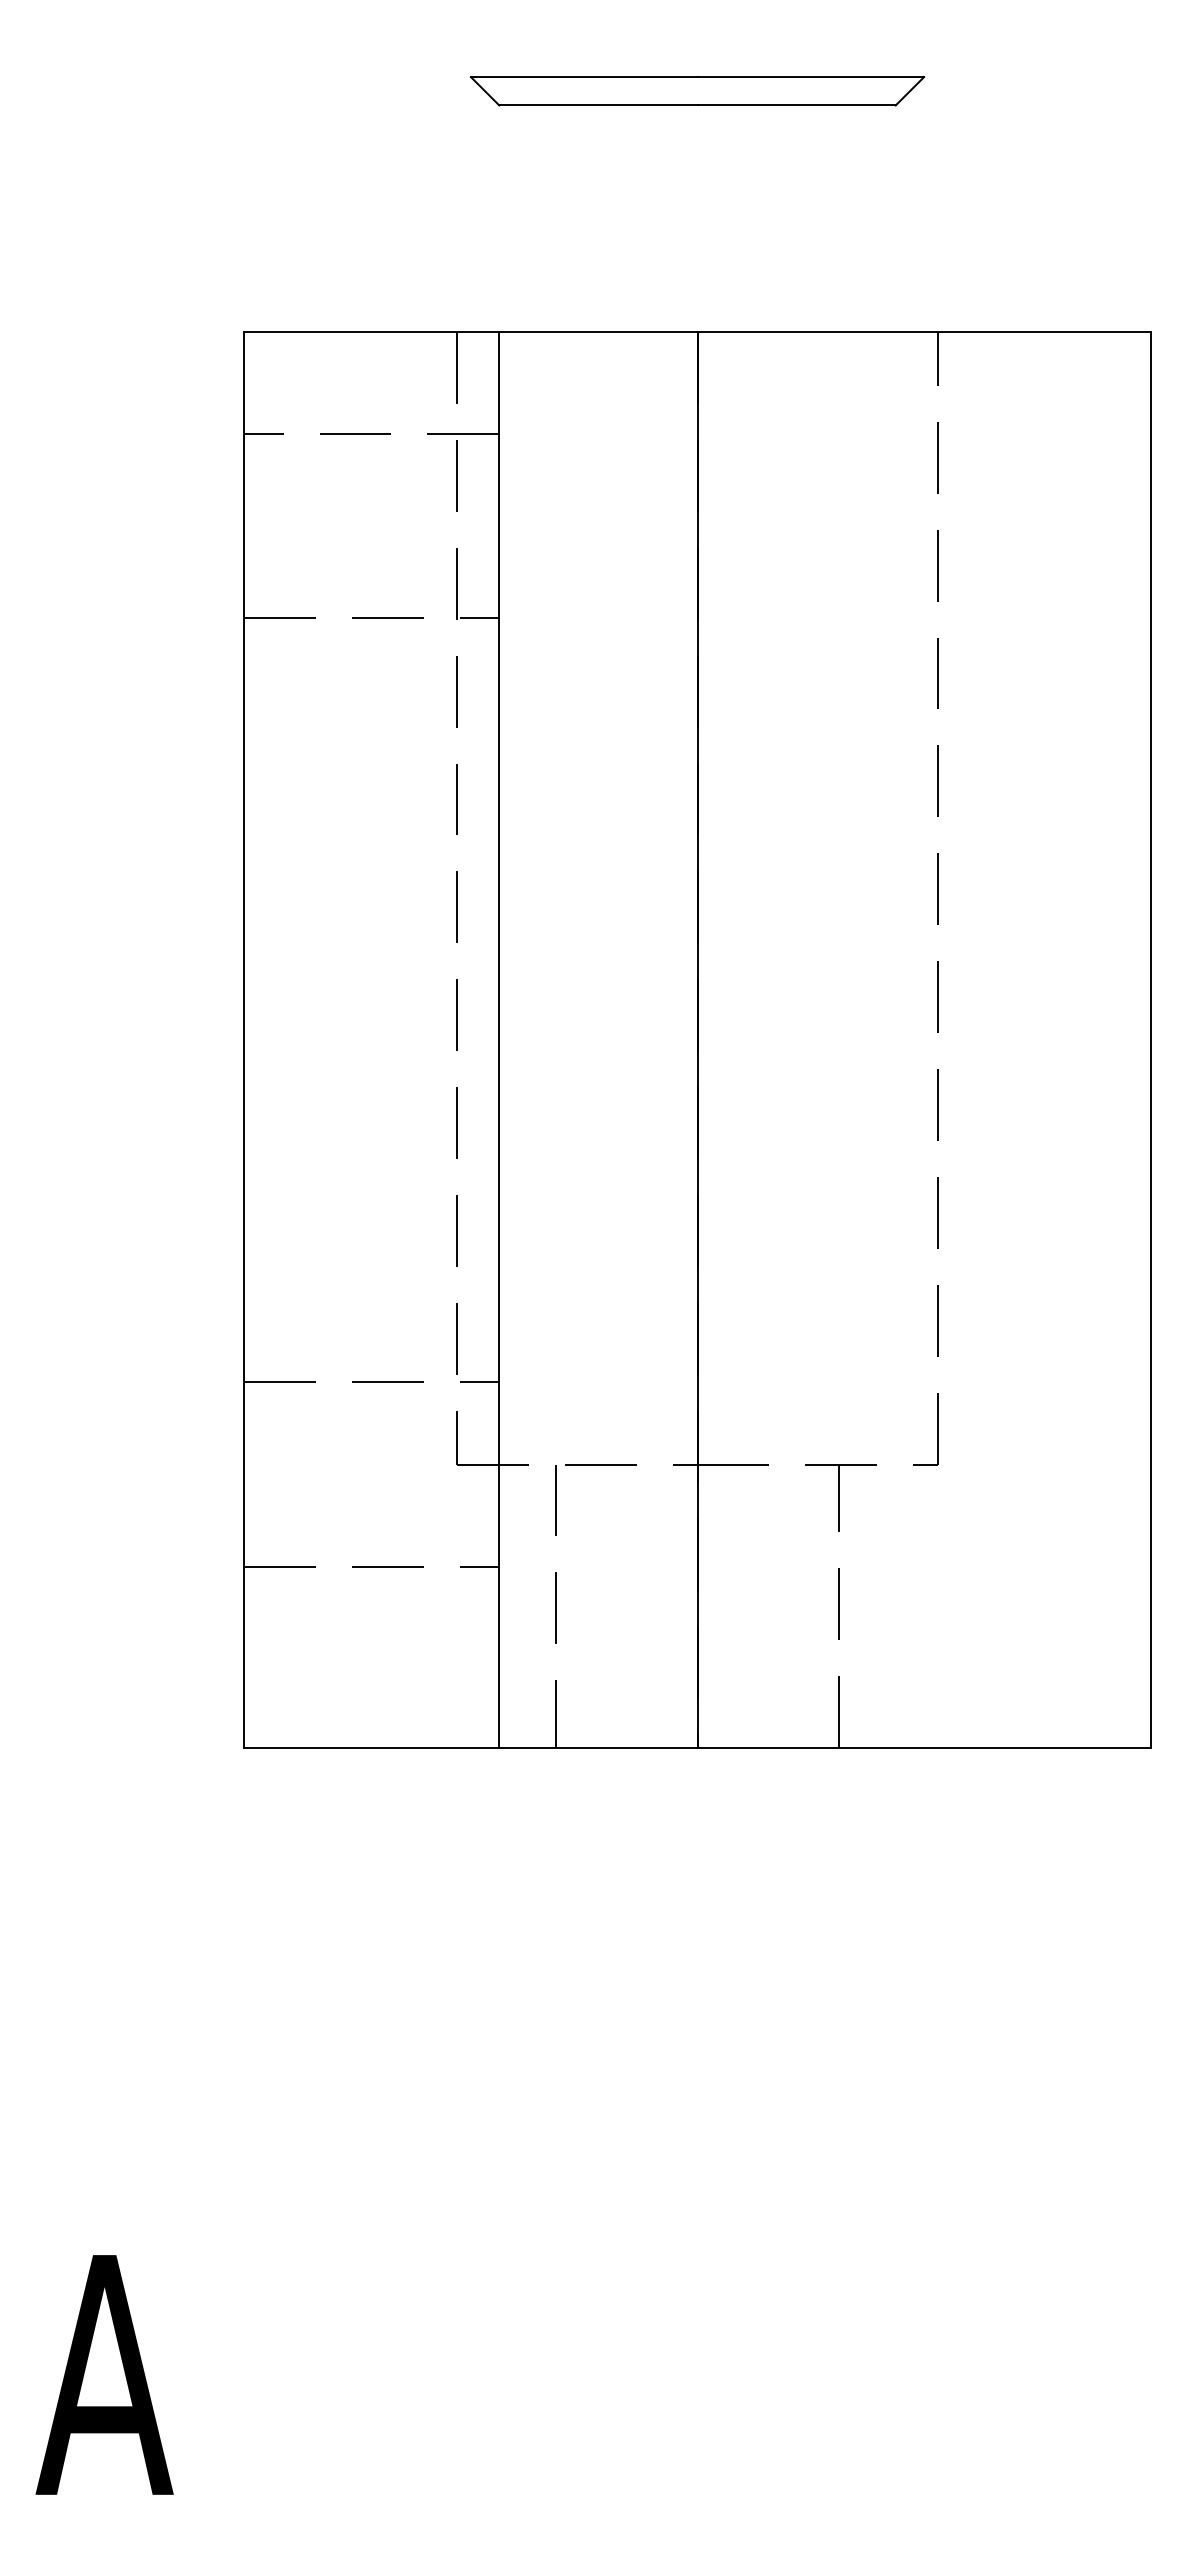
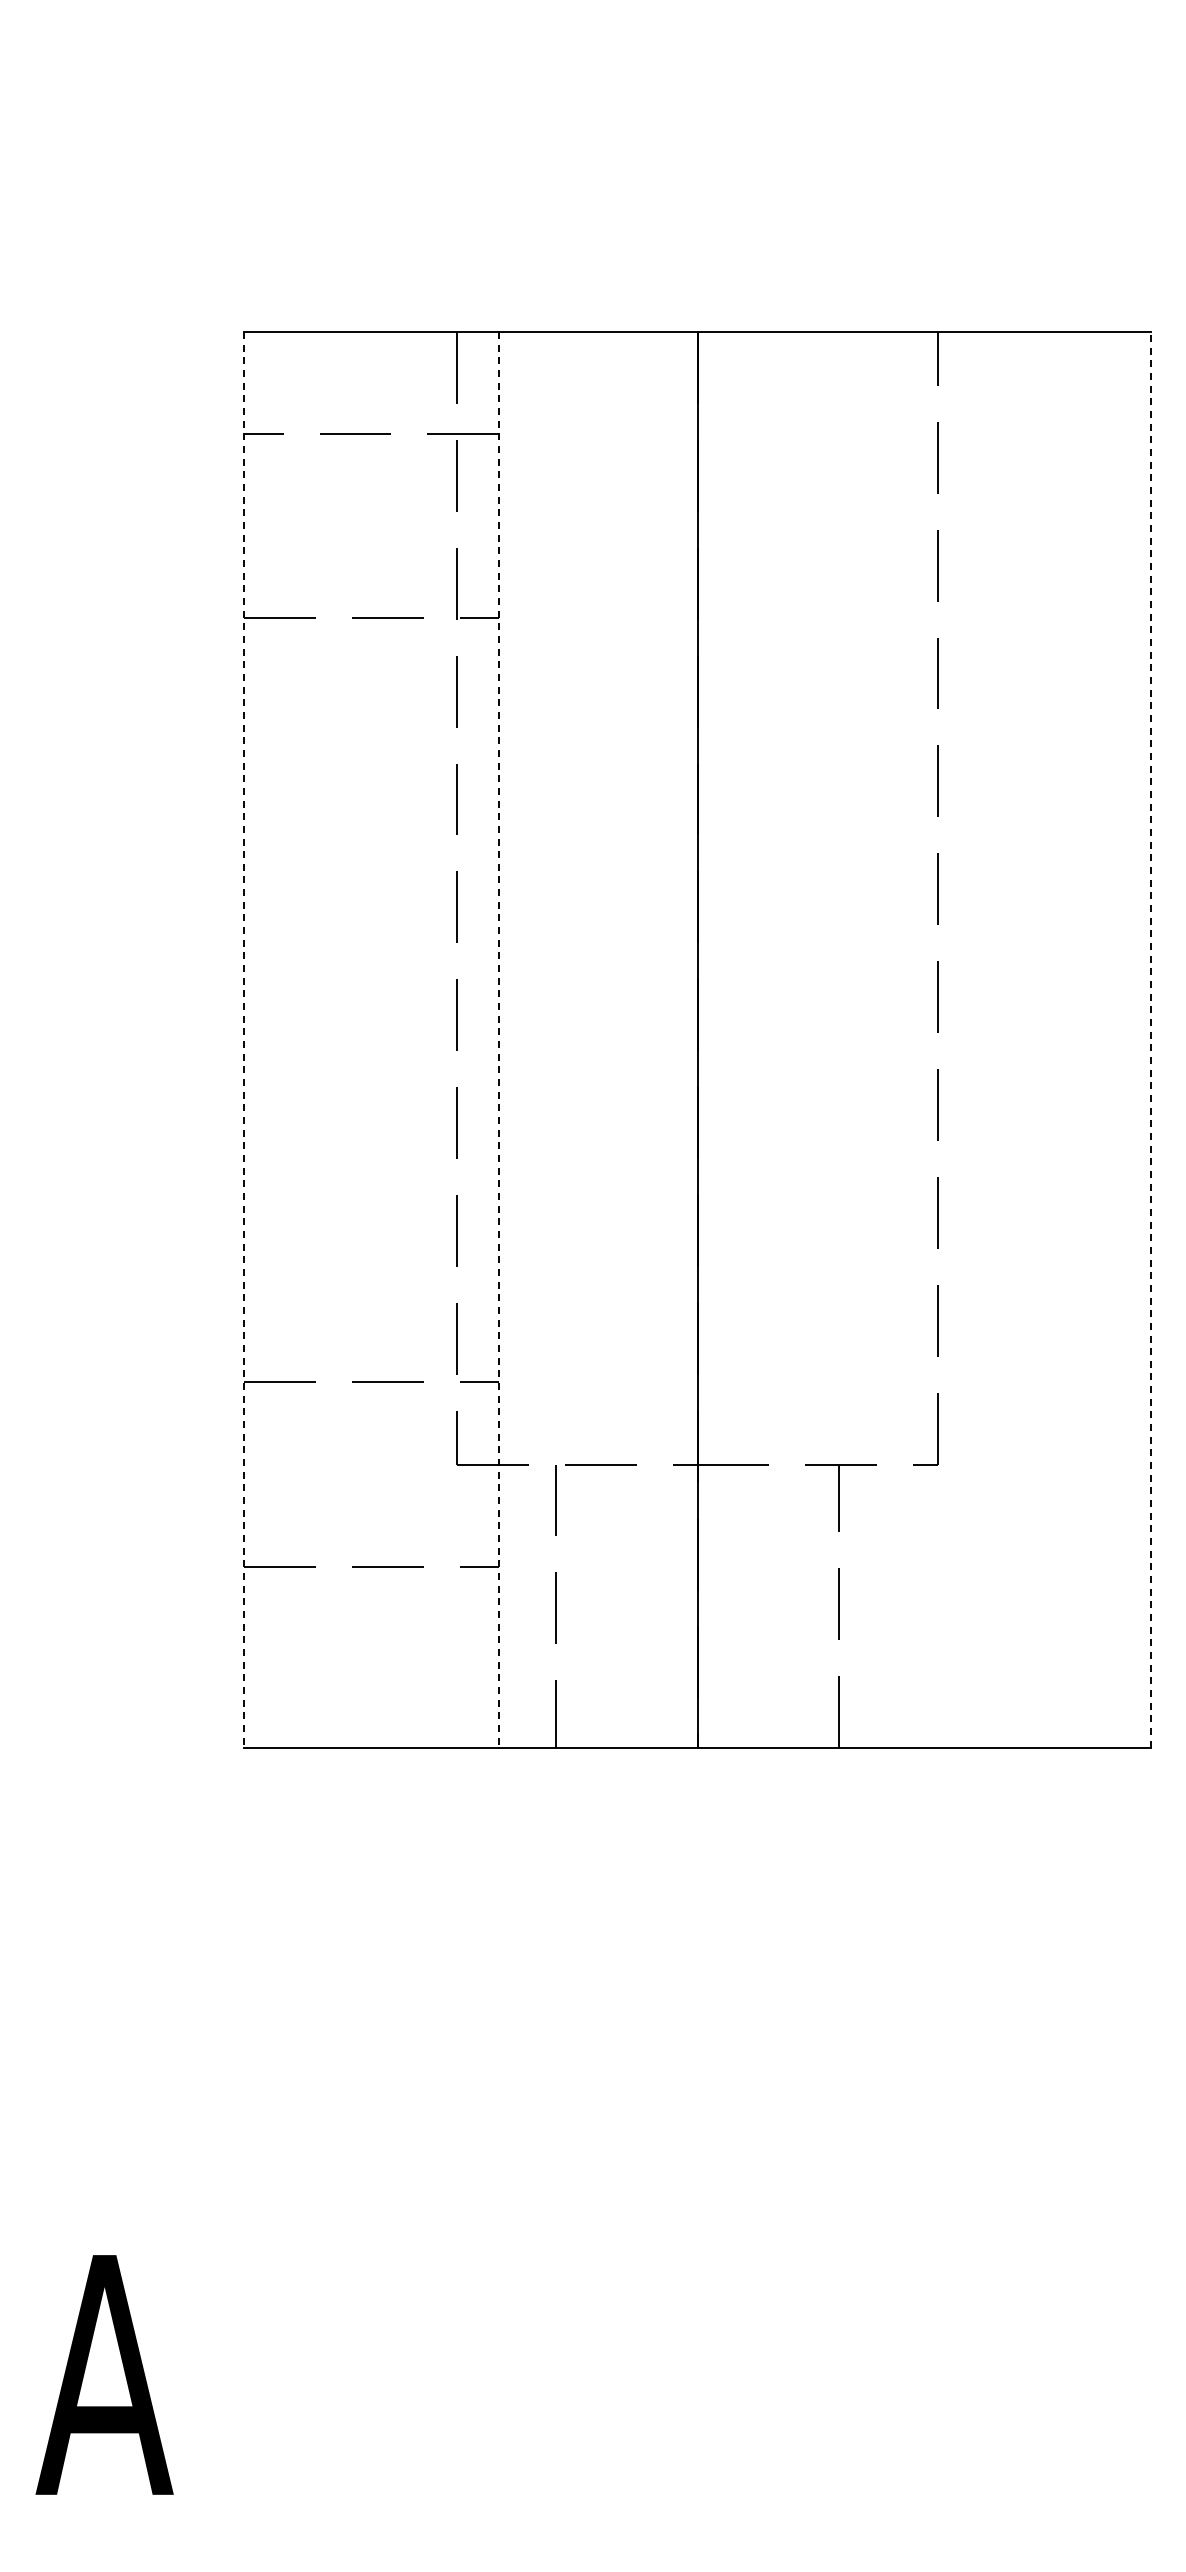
part: present -> none (697, 91)
line: solid -> dashed (244, 1039)
line: solid -> dashed (499, 1039)
line: solid -> dashed (1150, 1039)
